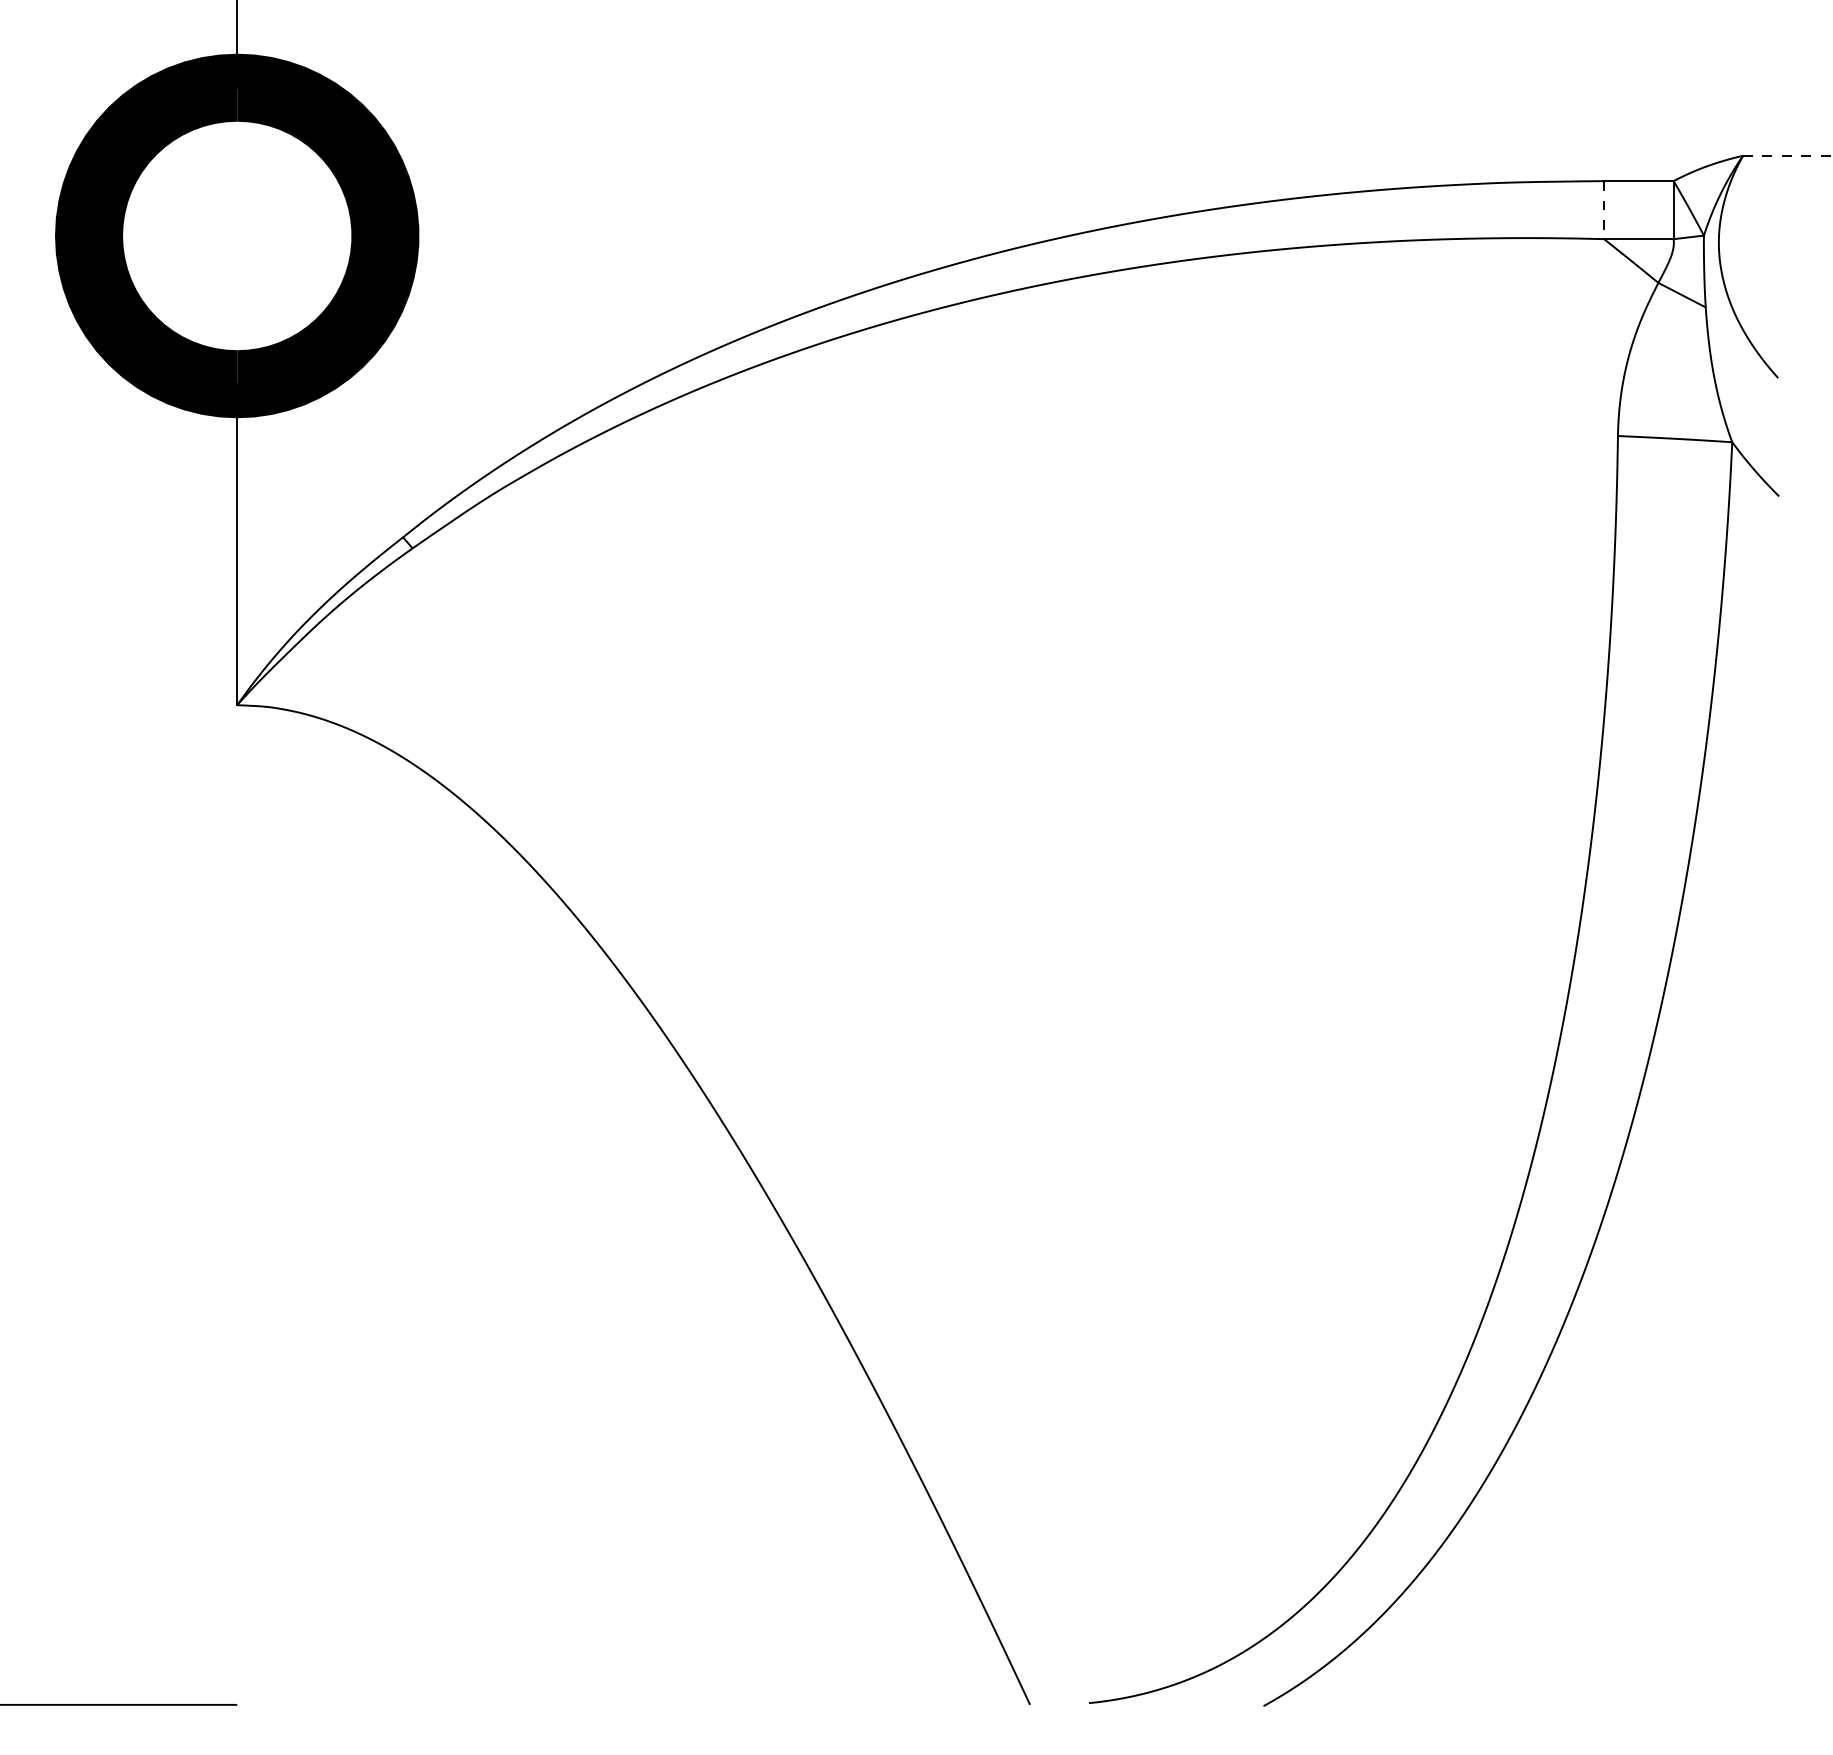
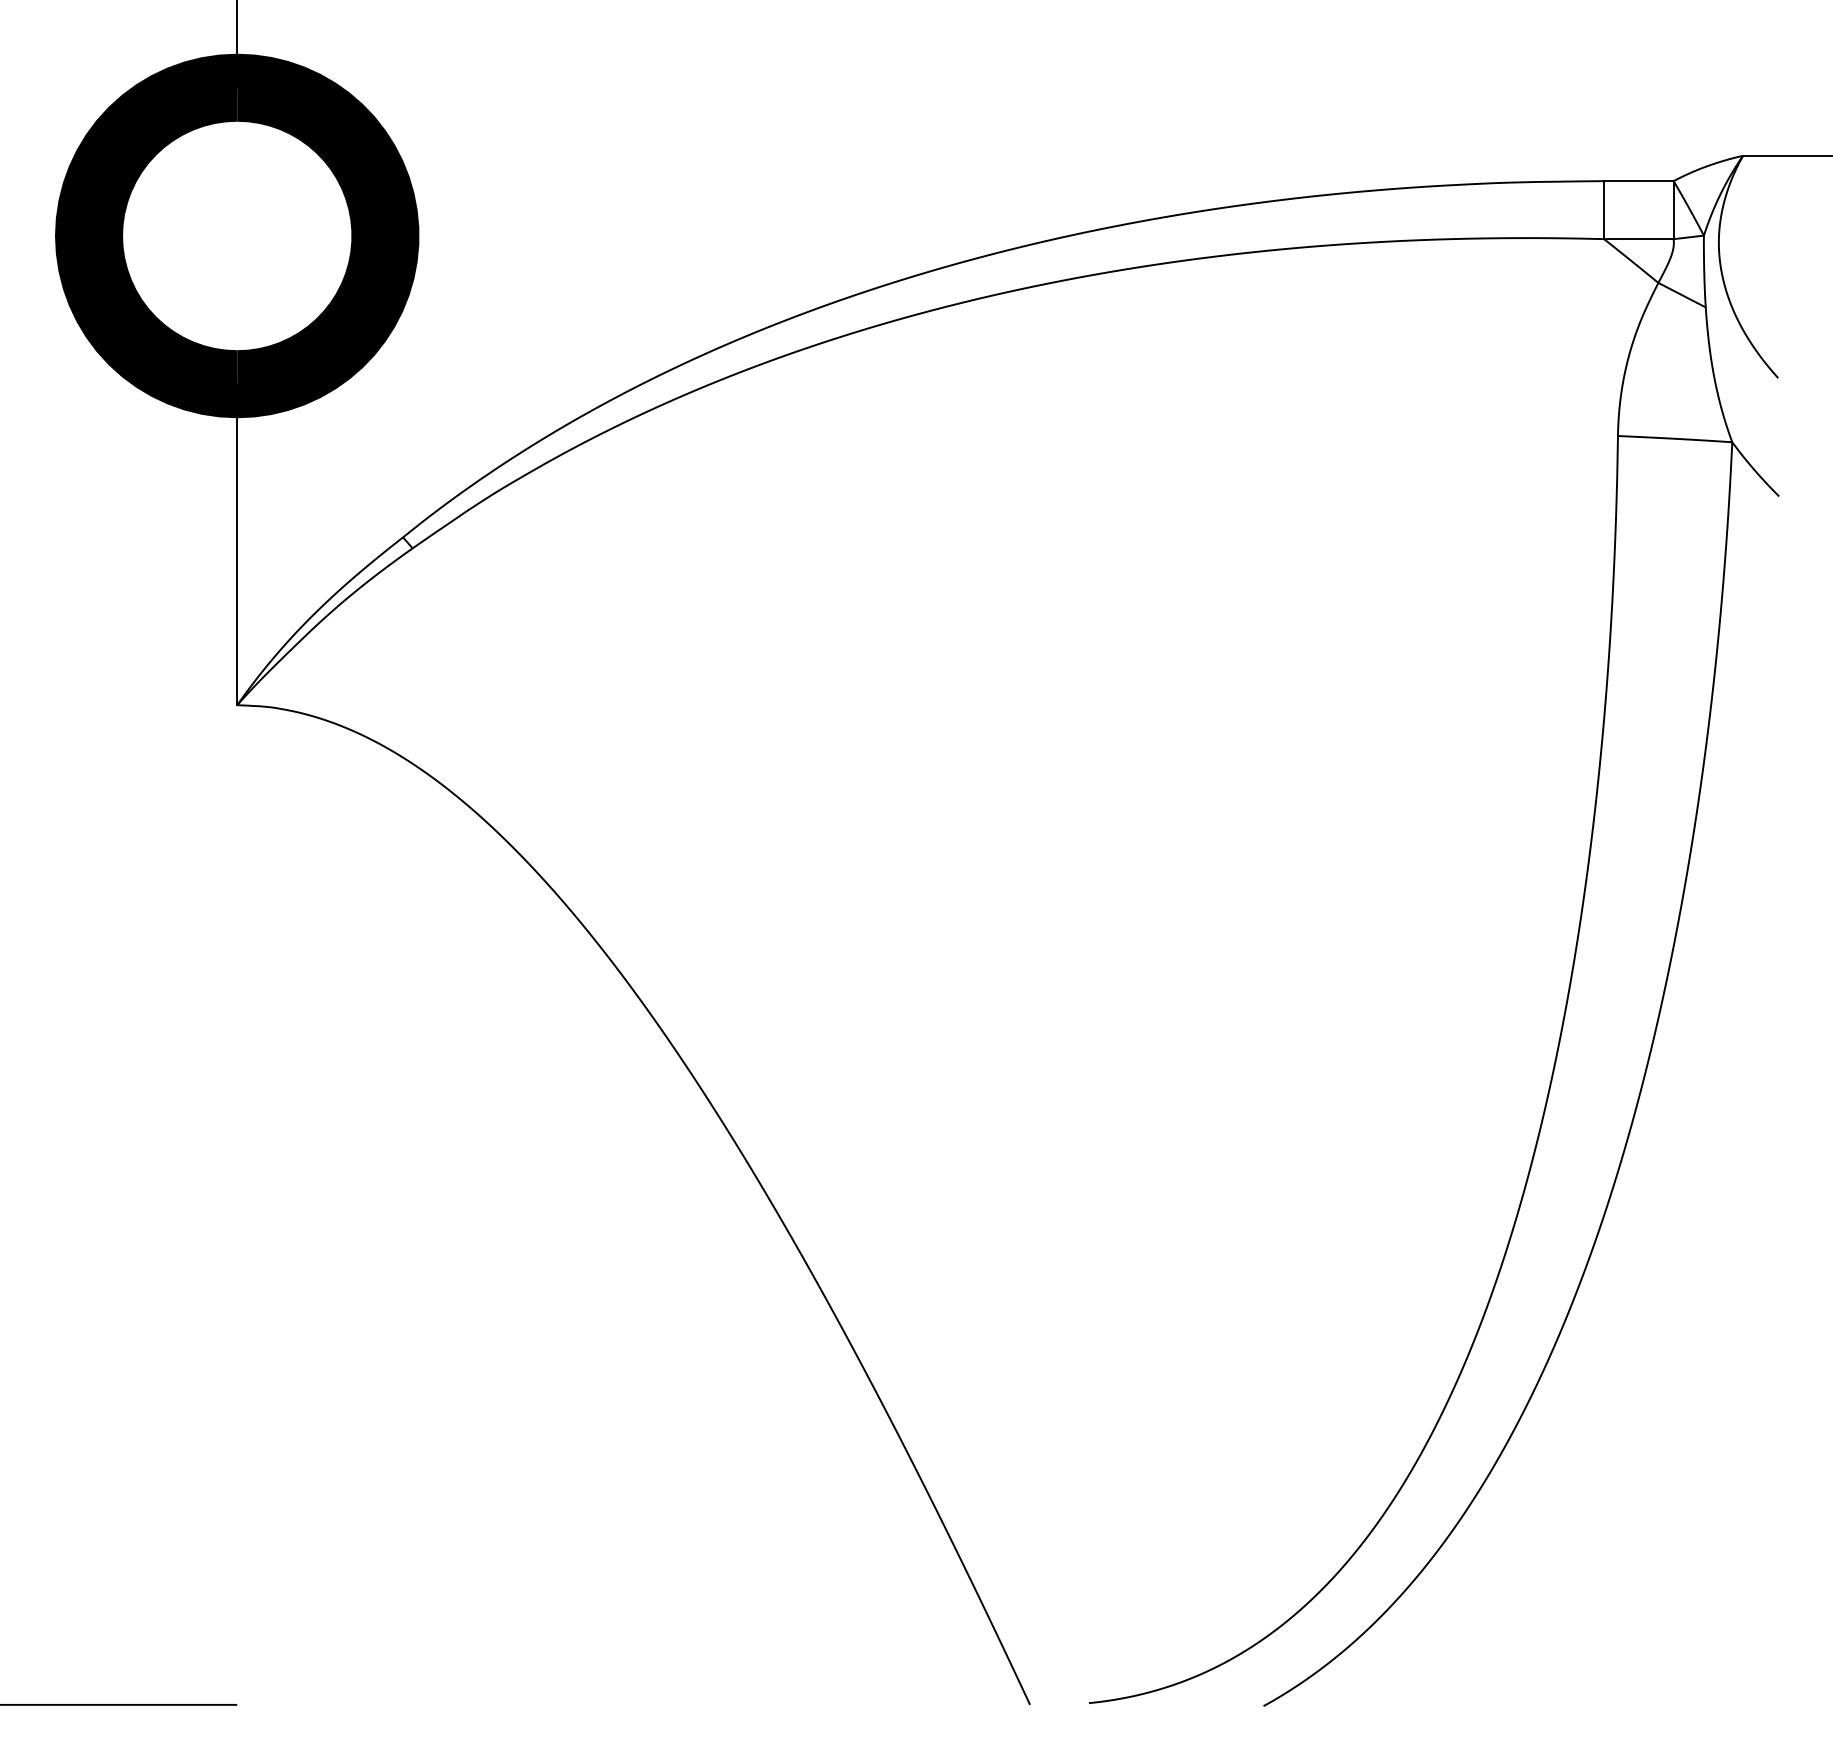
line: dashed -> solid (1788, 155)
line: dashed -> solid (1604, 210)
